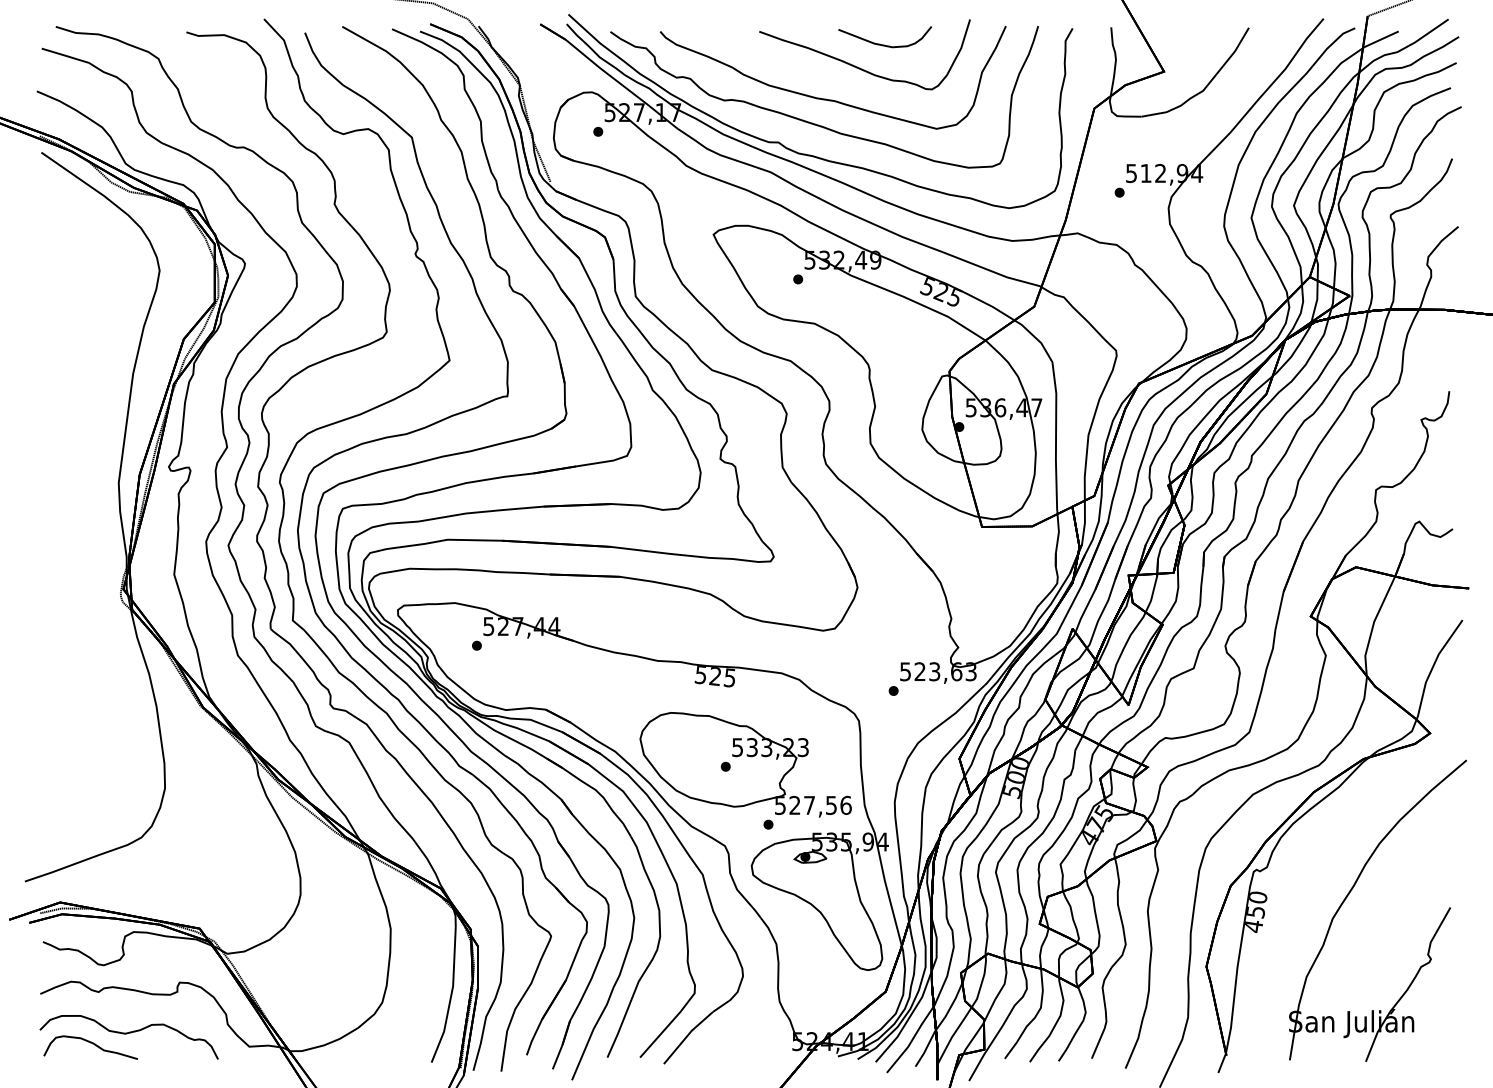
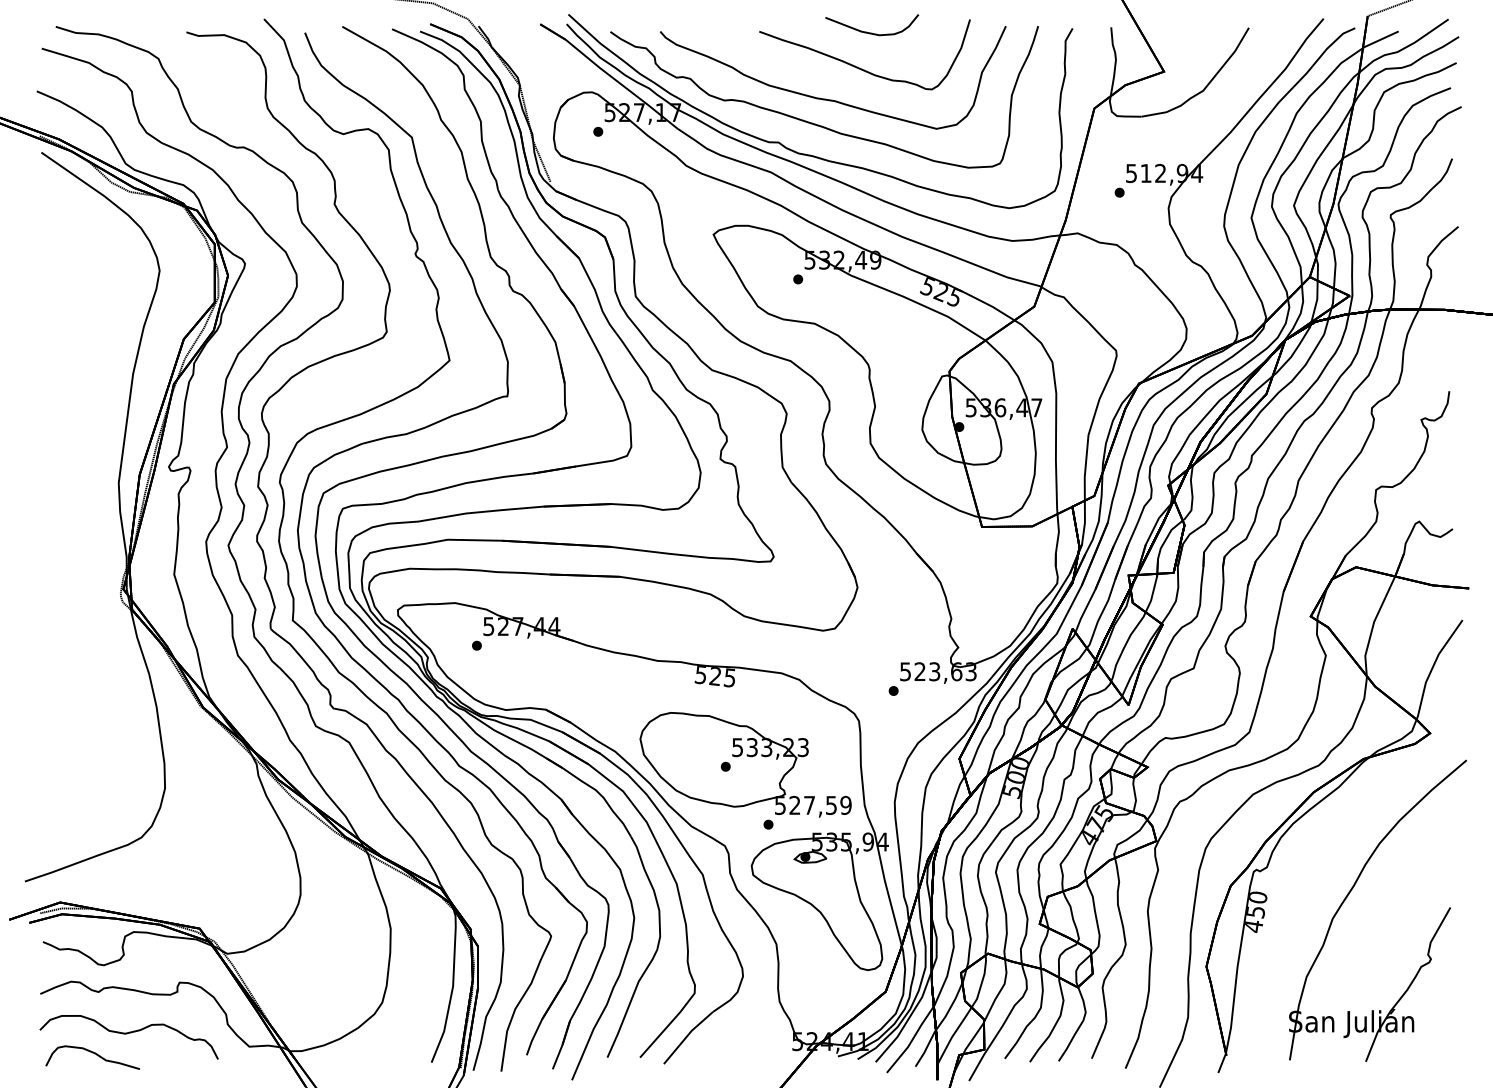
curve position: (884, 44) -> (871, 32) (871, 32)
text: 527,56 -> 527,59 (845, 804)
part position: (90, 1047) -> (92, 1057) (92, 1057)
